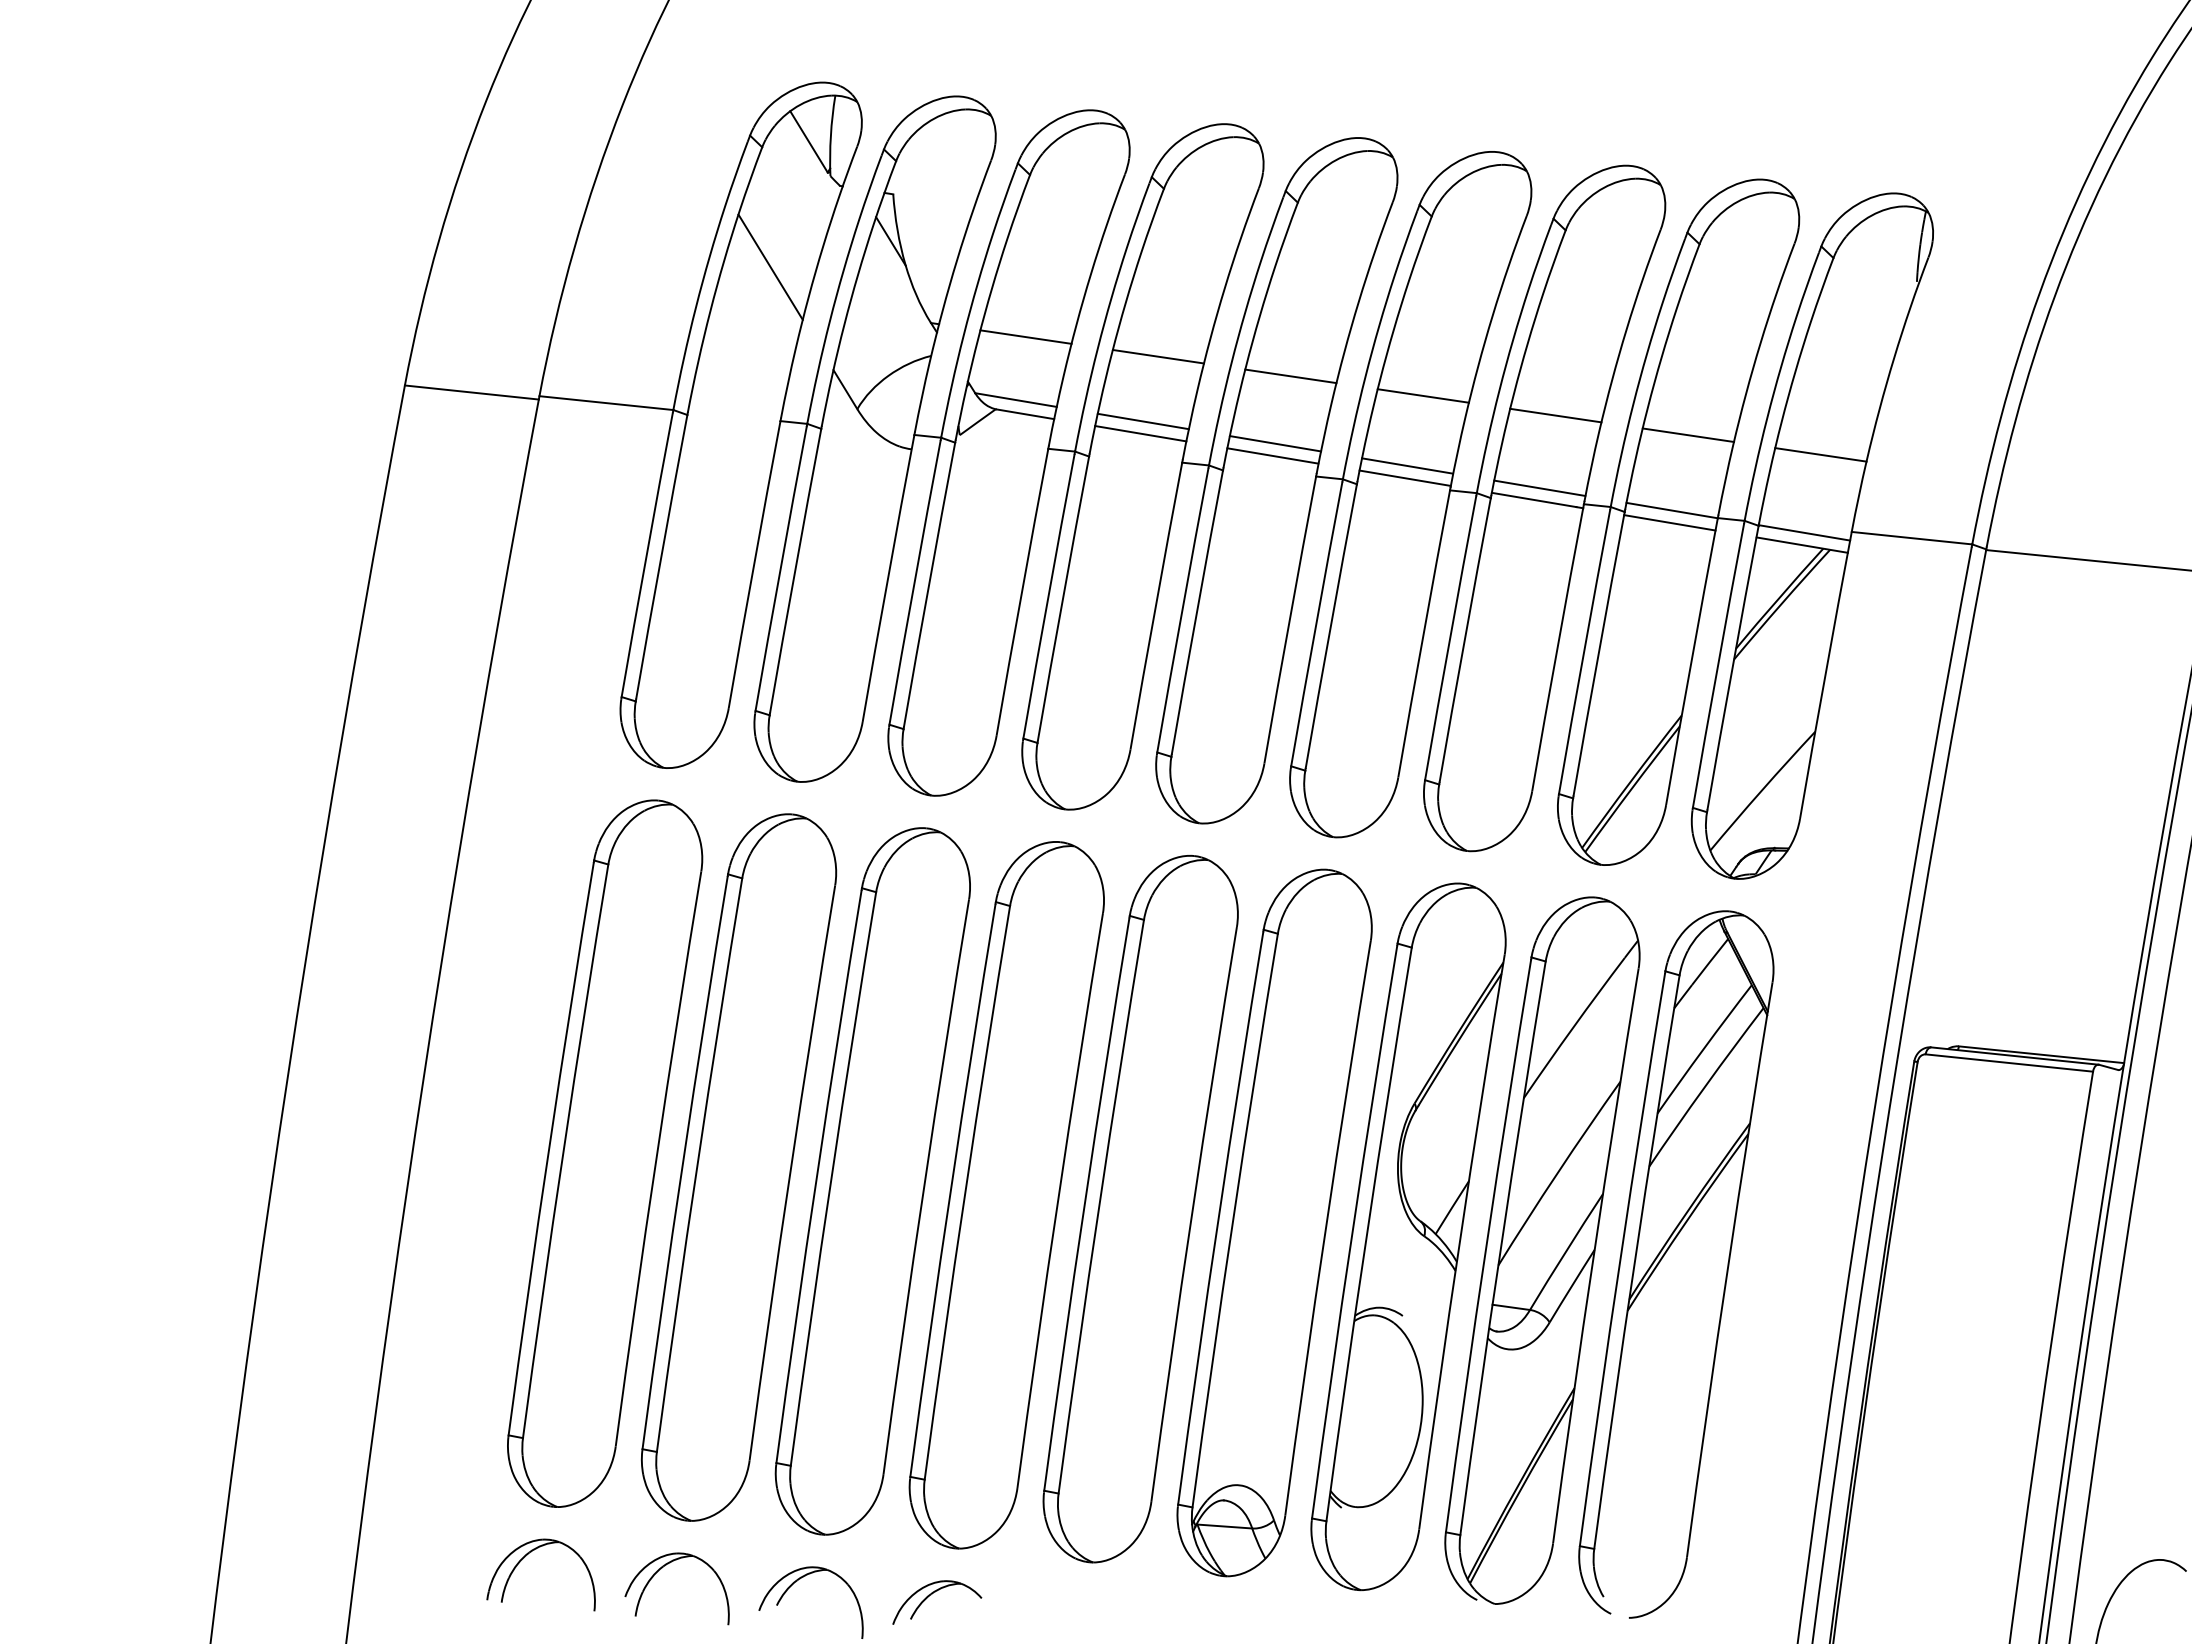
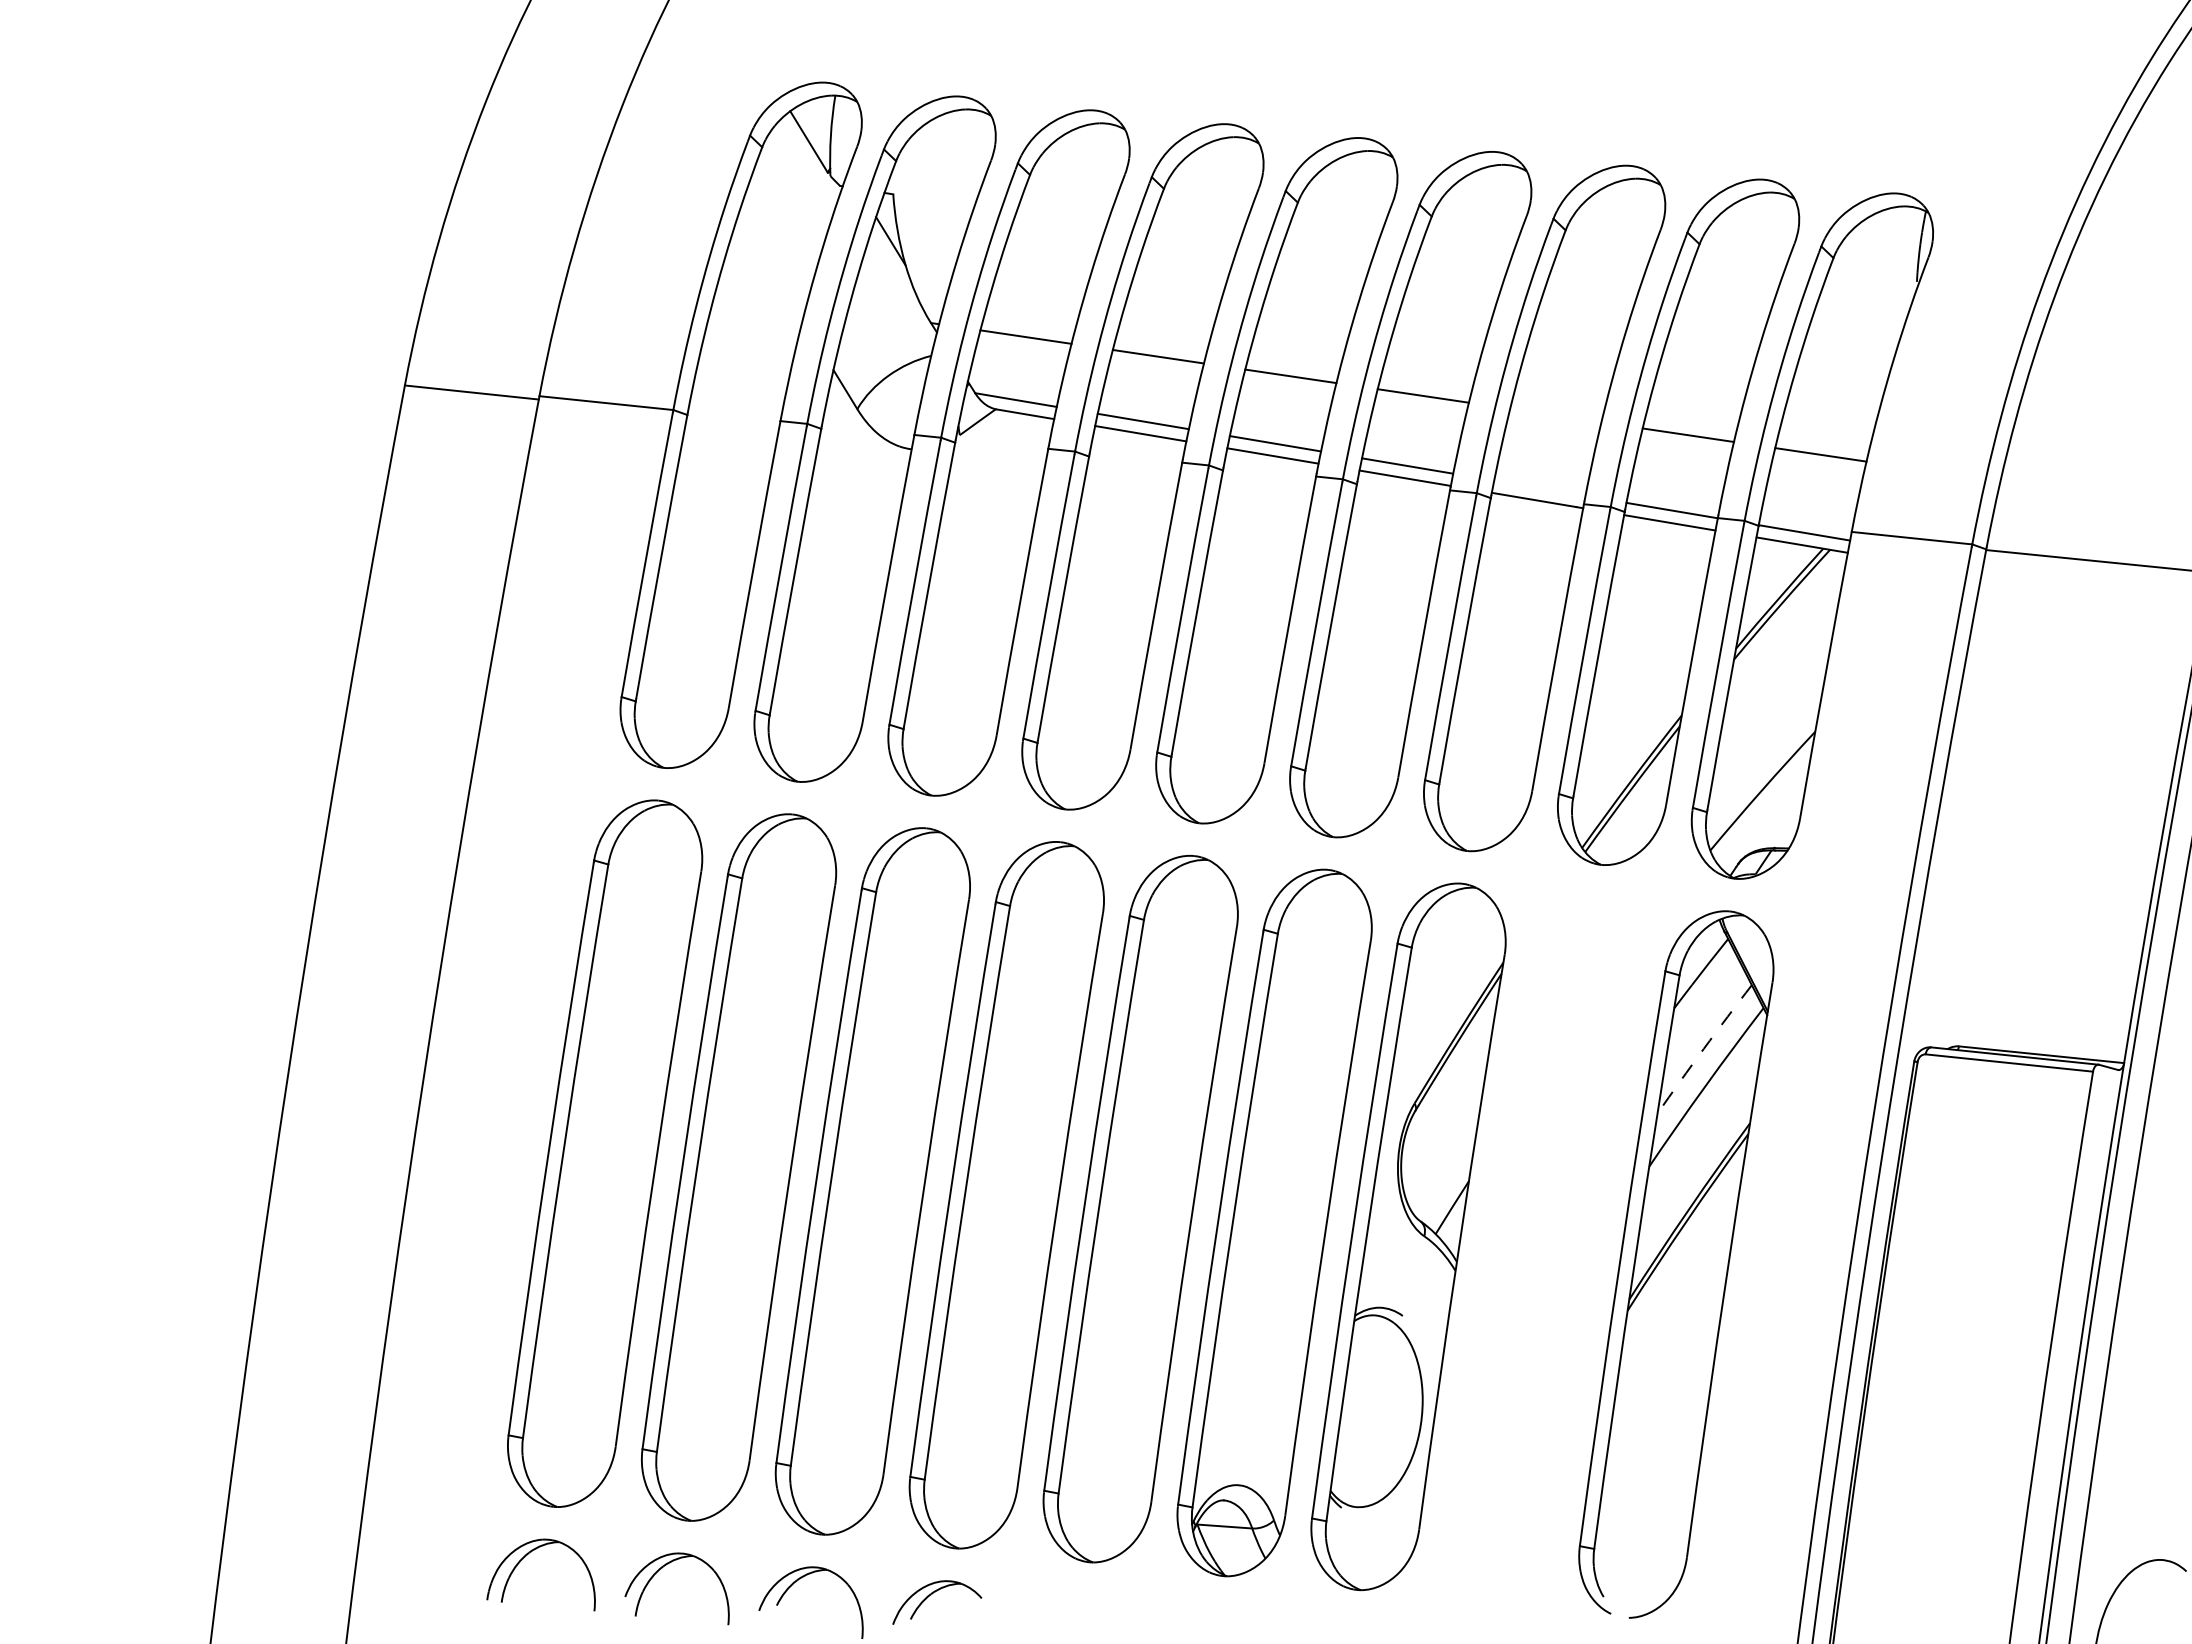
line: present -> none (770, 266)
line: present -> none (1555, 415)
line: present -> none (1539, 487)
arc: solid -> dashed (1703, 1048)
part: present -> none (1542, 1250)
